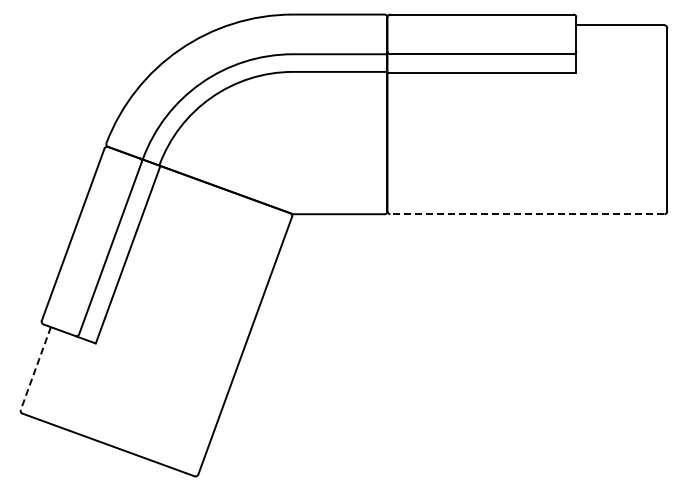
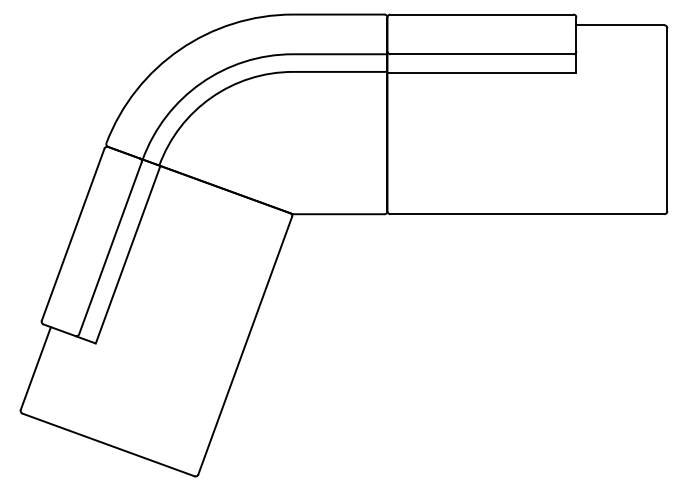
line: dashed -> solid (527, 214)
line: dashed -> solid (35, 368)
